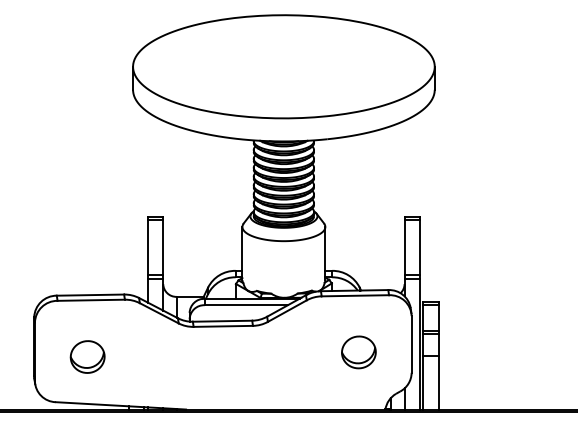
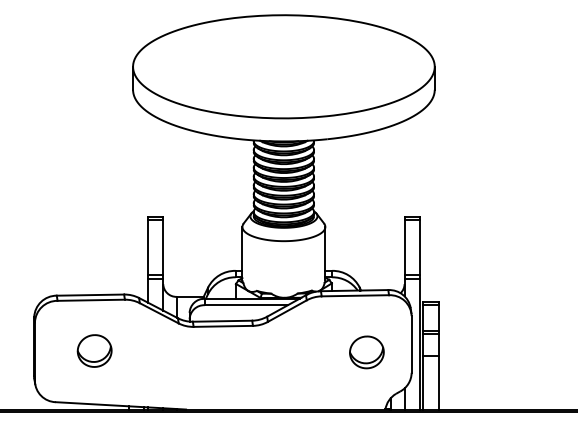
part position: (358, 352) -> (366, 352) (366, 352)
part position: (87, 356) -> (94, 350) (94, 350)
